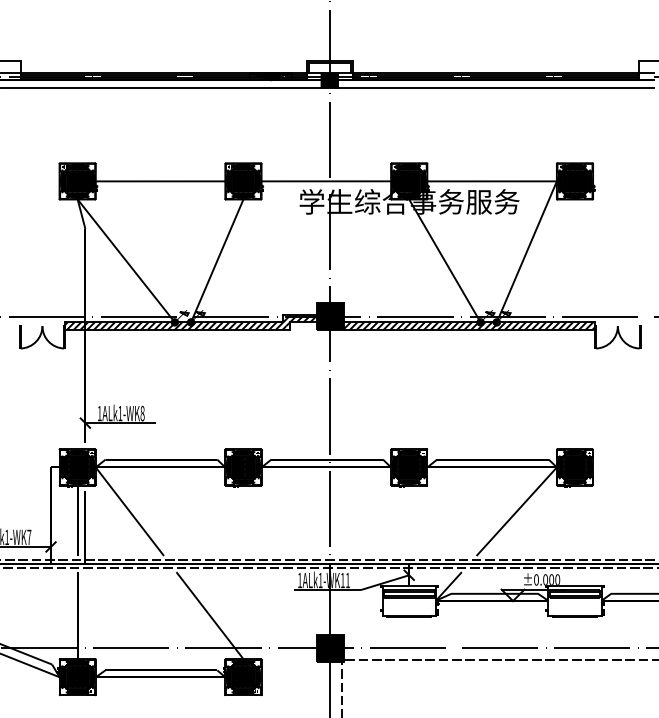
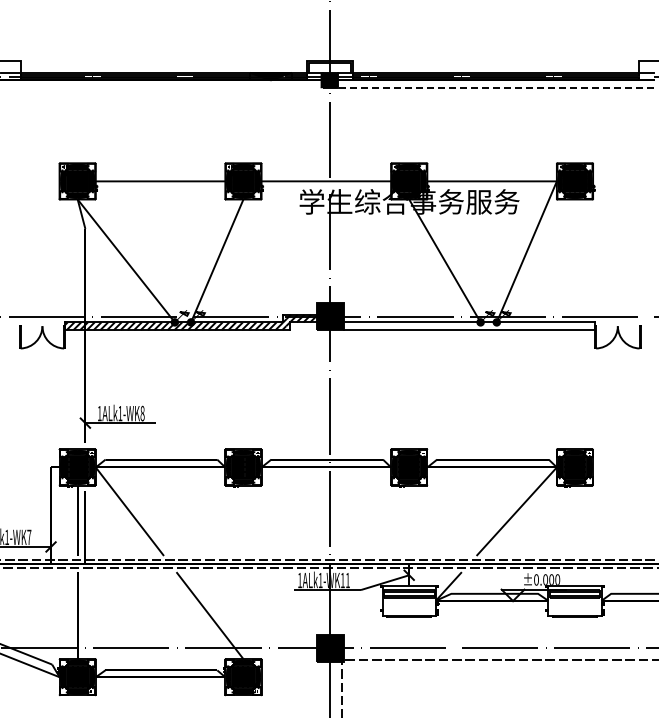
line: present -> none (162, 88)
line: solid -> dashed (495, 88)
hatch: present -> none (469, 326)
